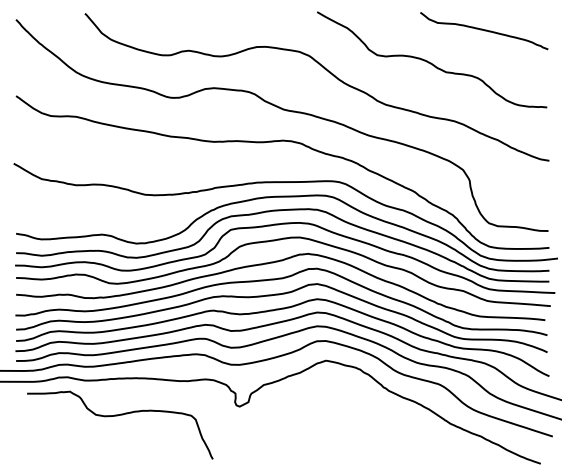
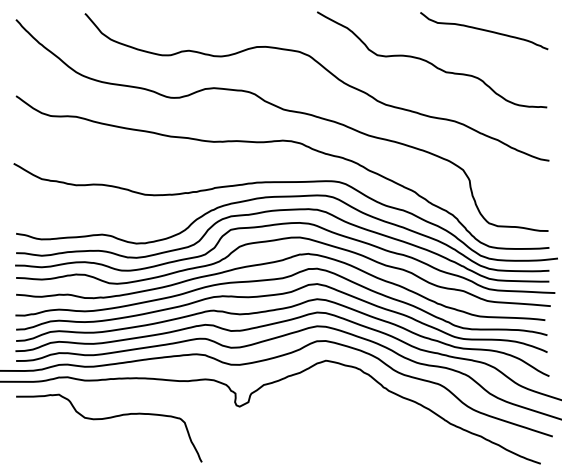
curve position: (117, 416) -> (106, 419) (106, 419)
